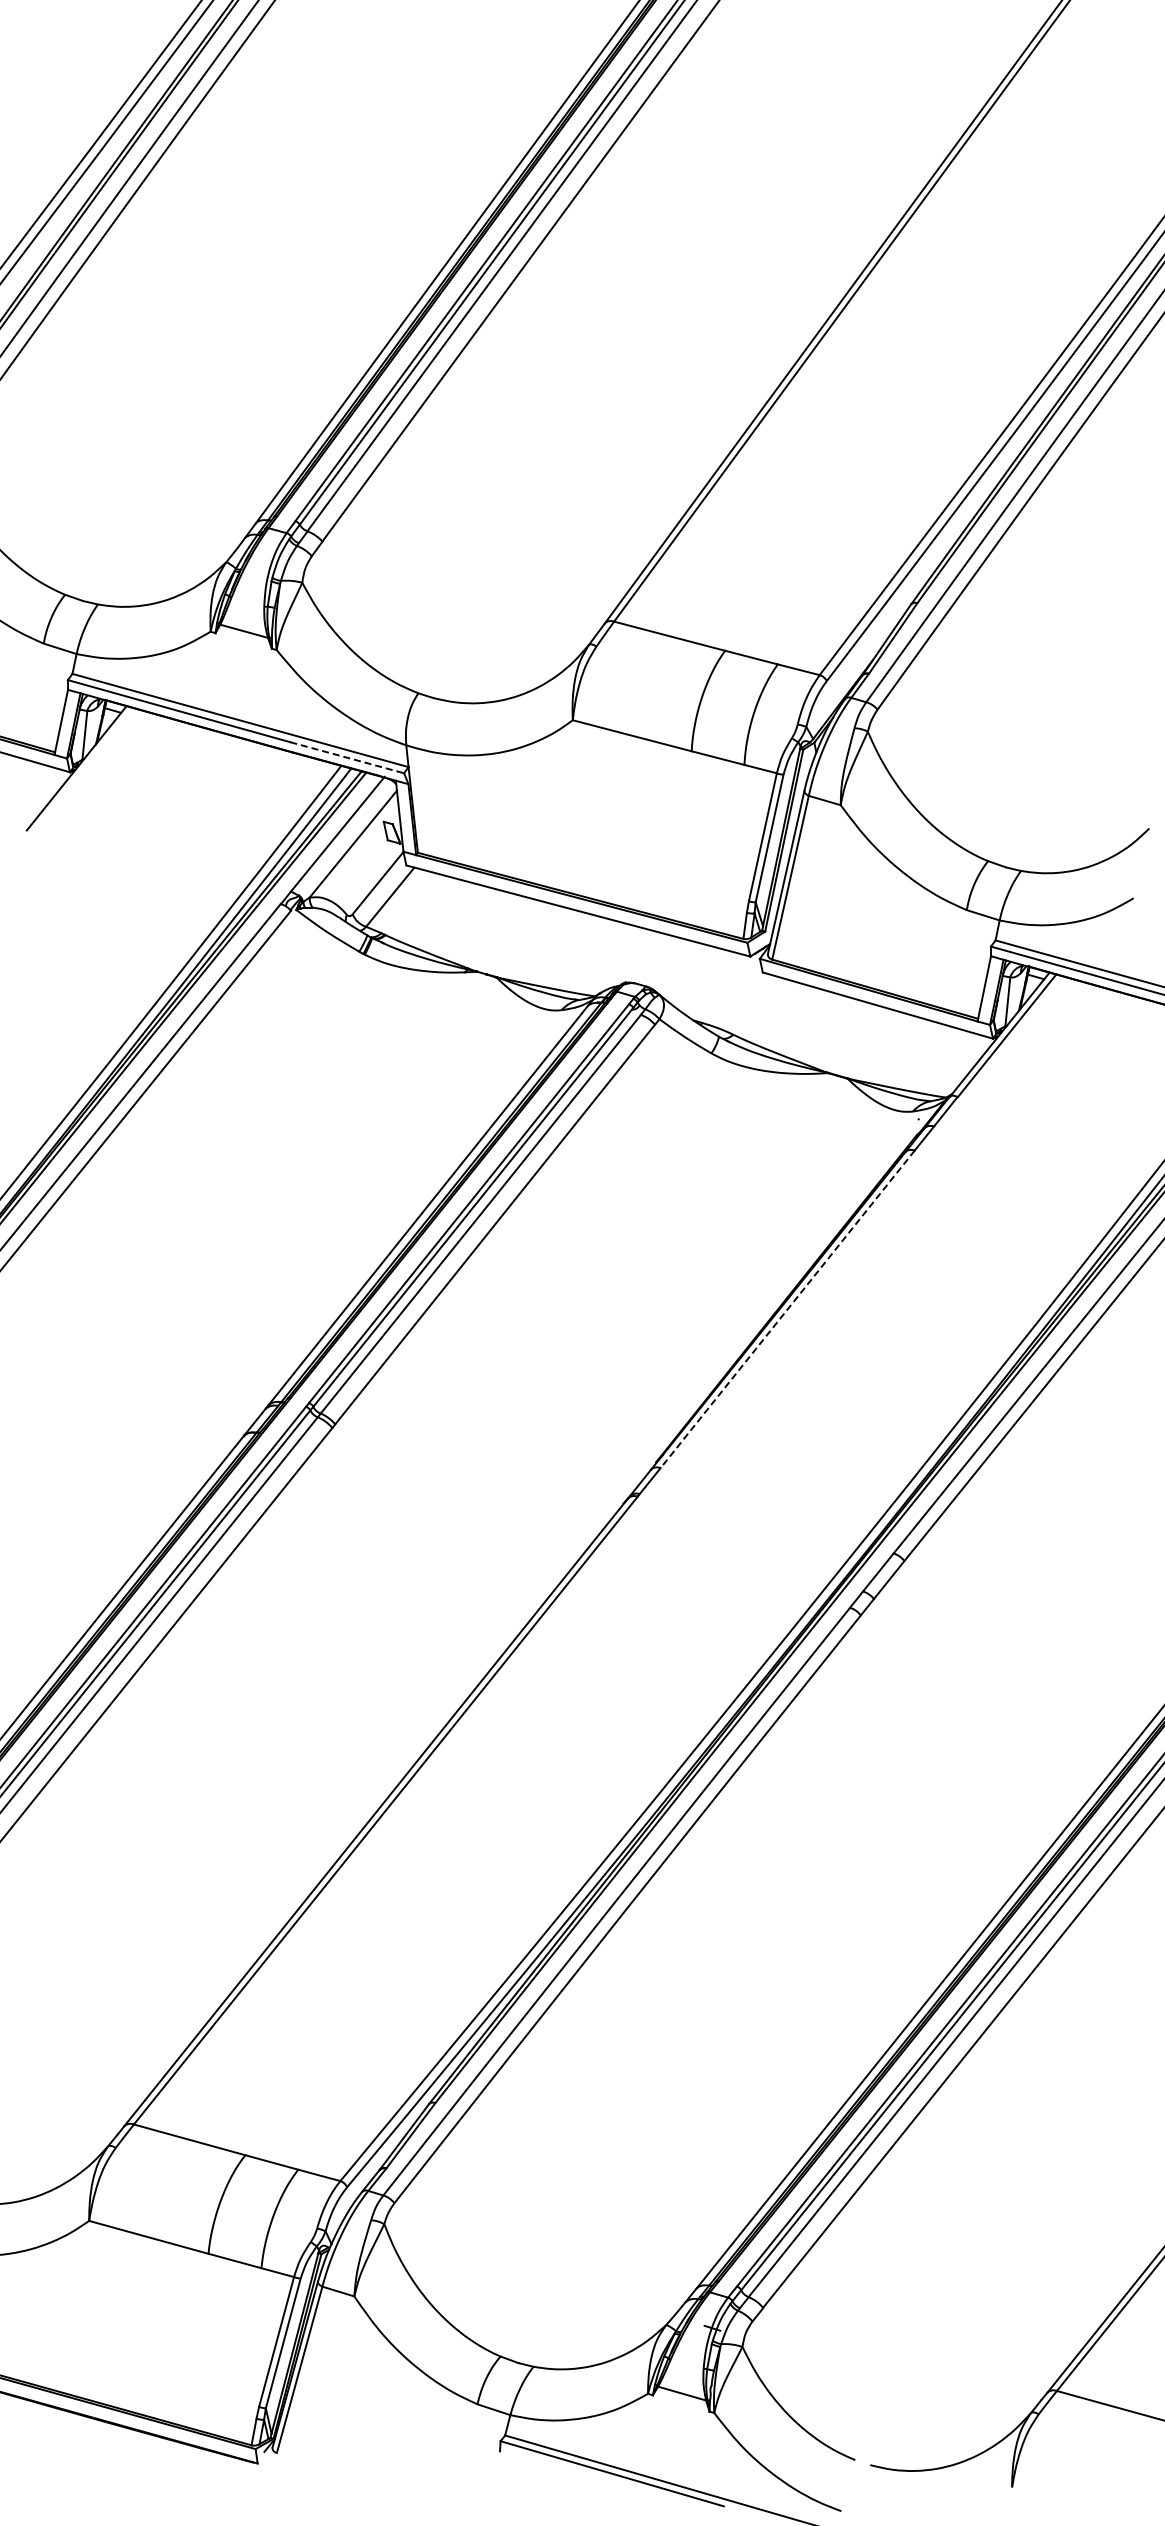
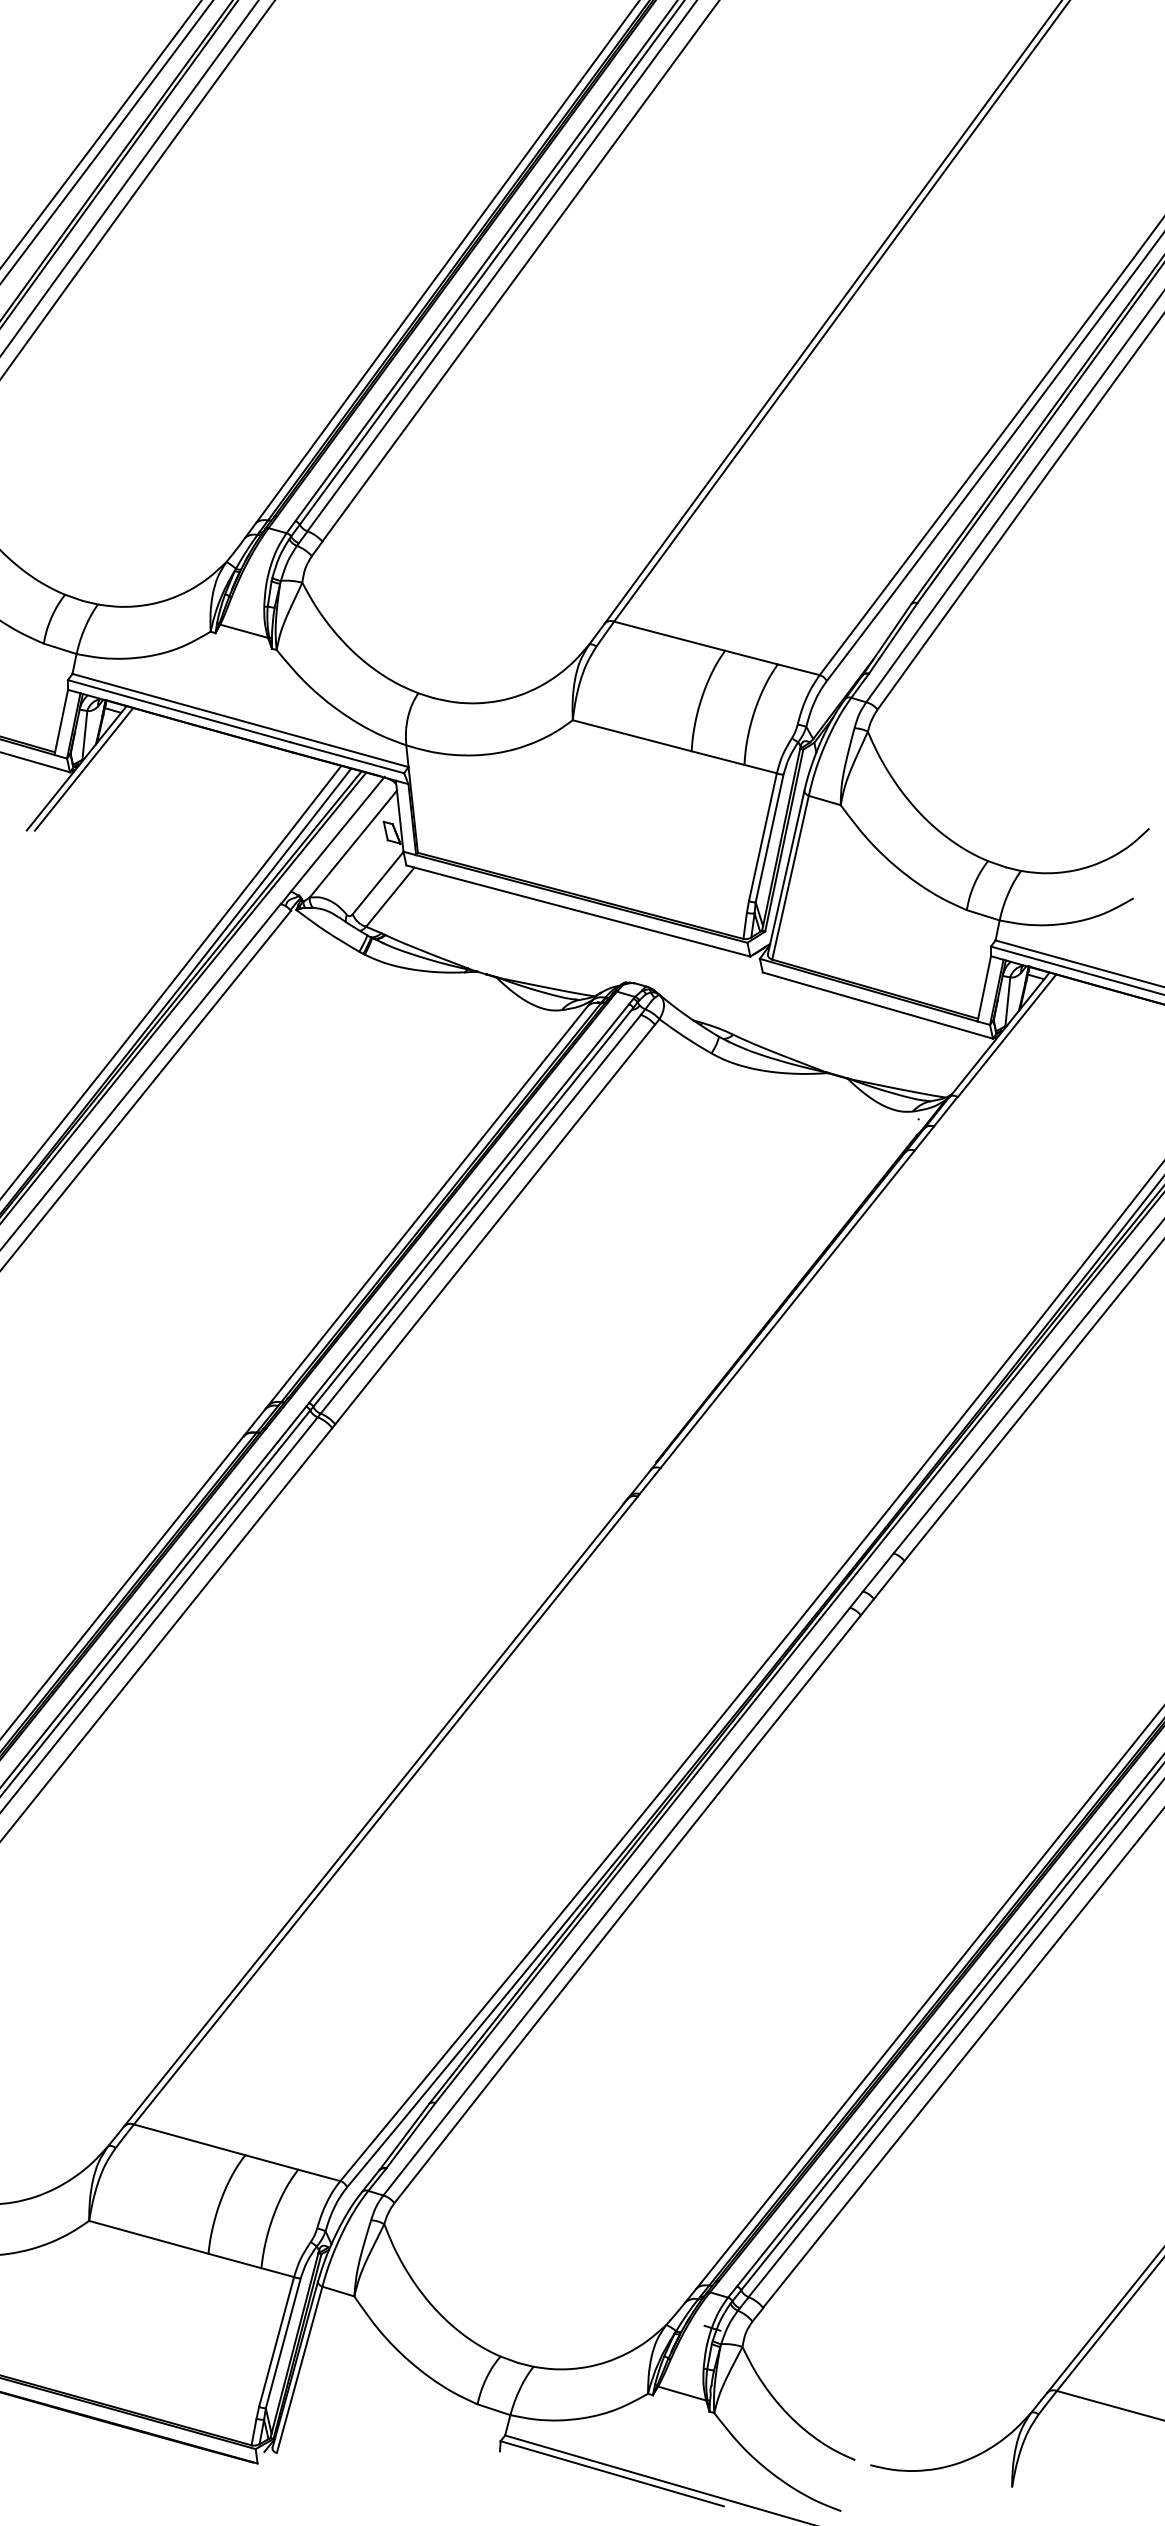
line: dashed -> solid (347, 757)
line: none -> present (83, 769)
line: dashed -> solid (787, 1309)
